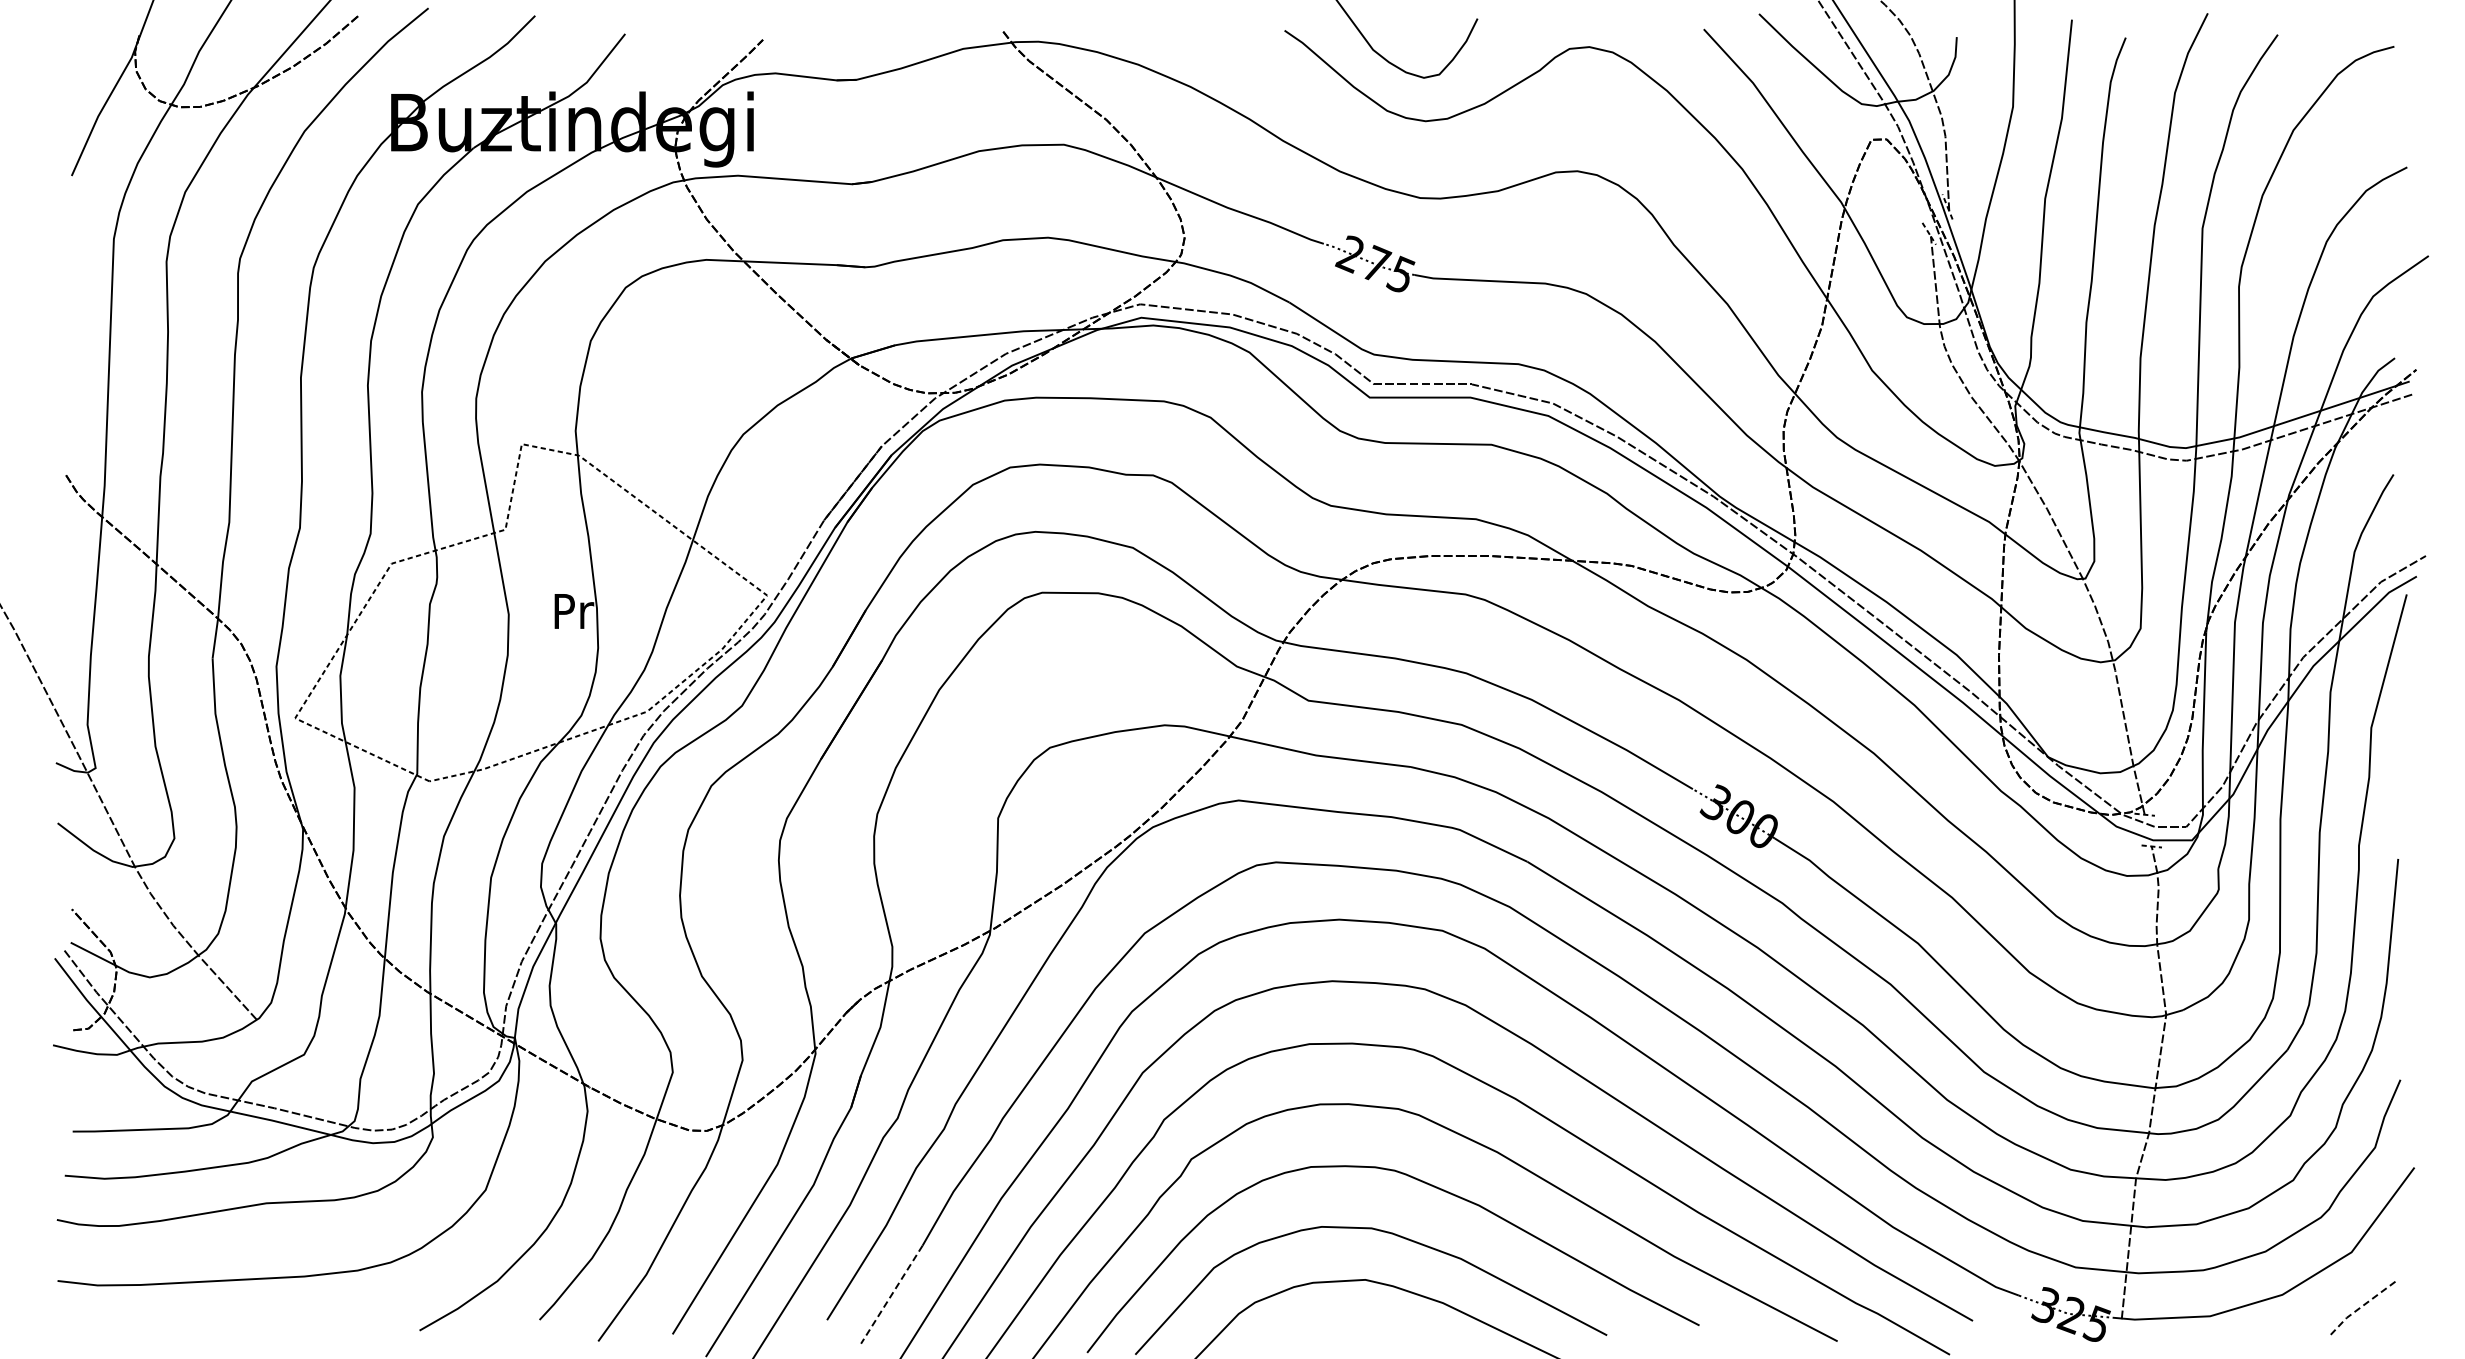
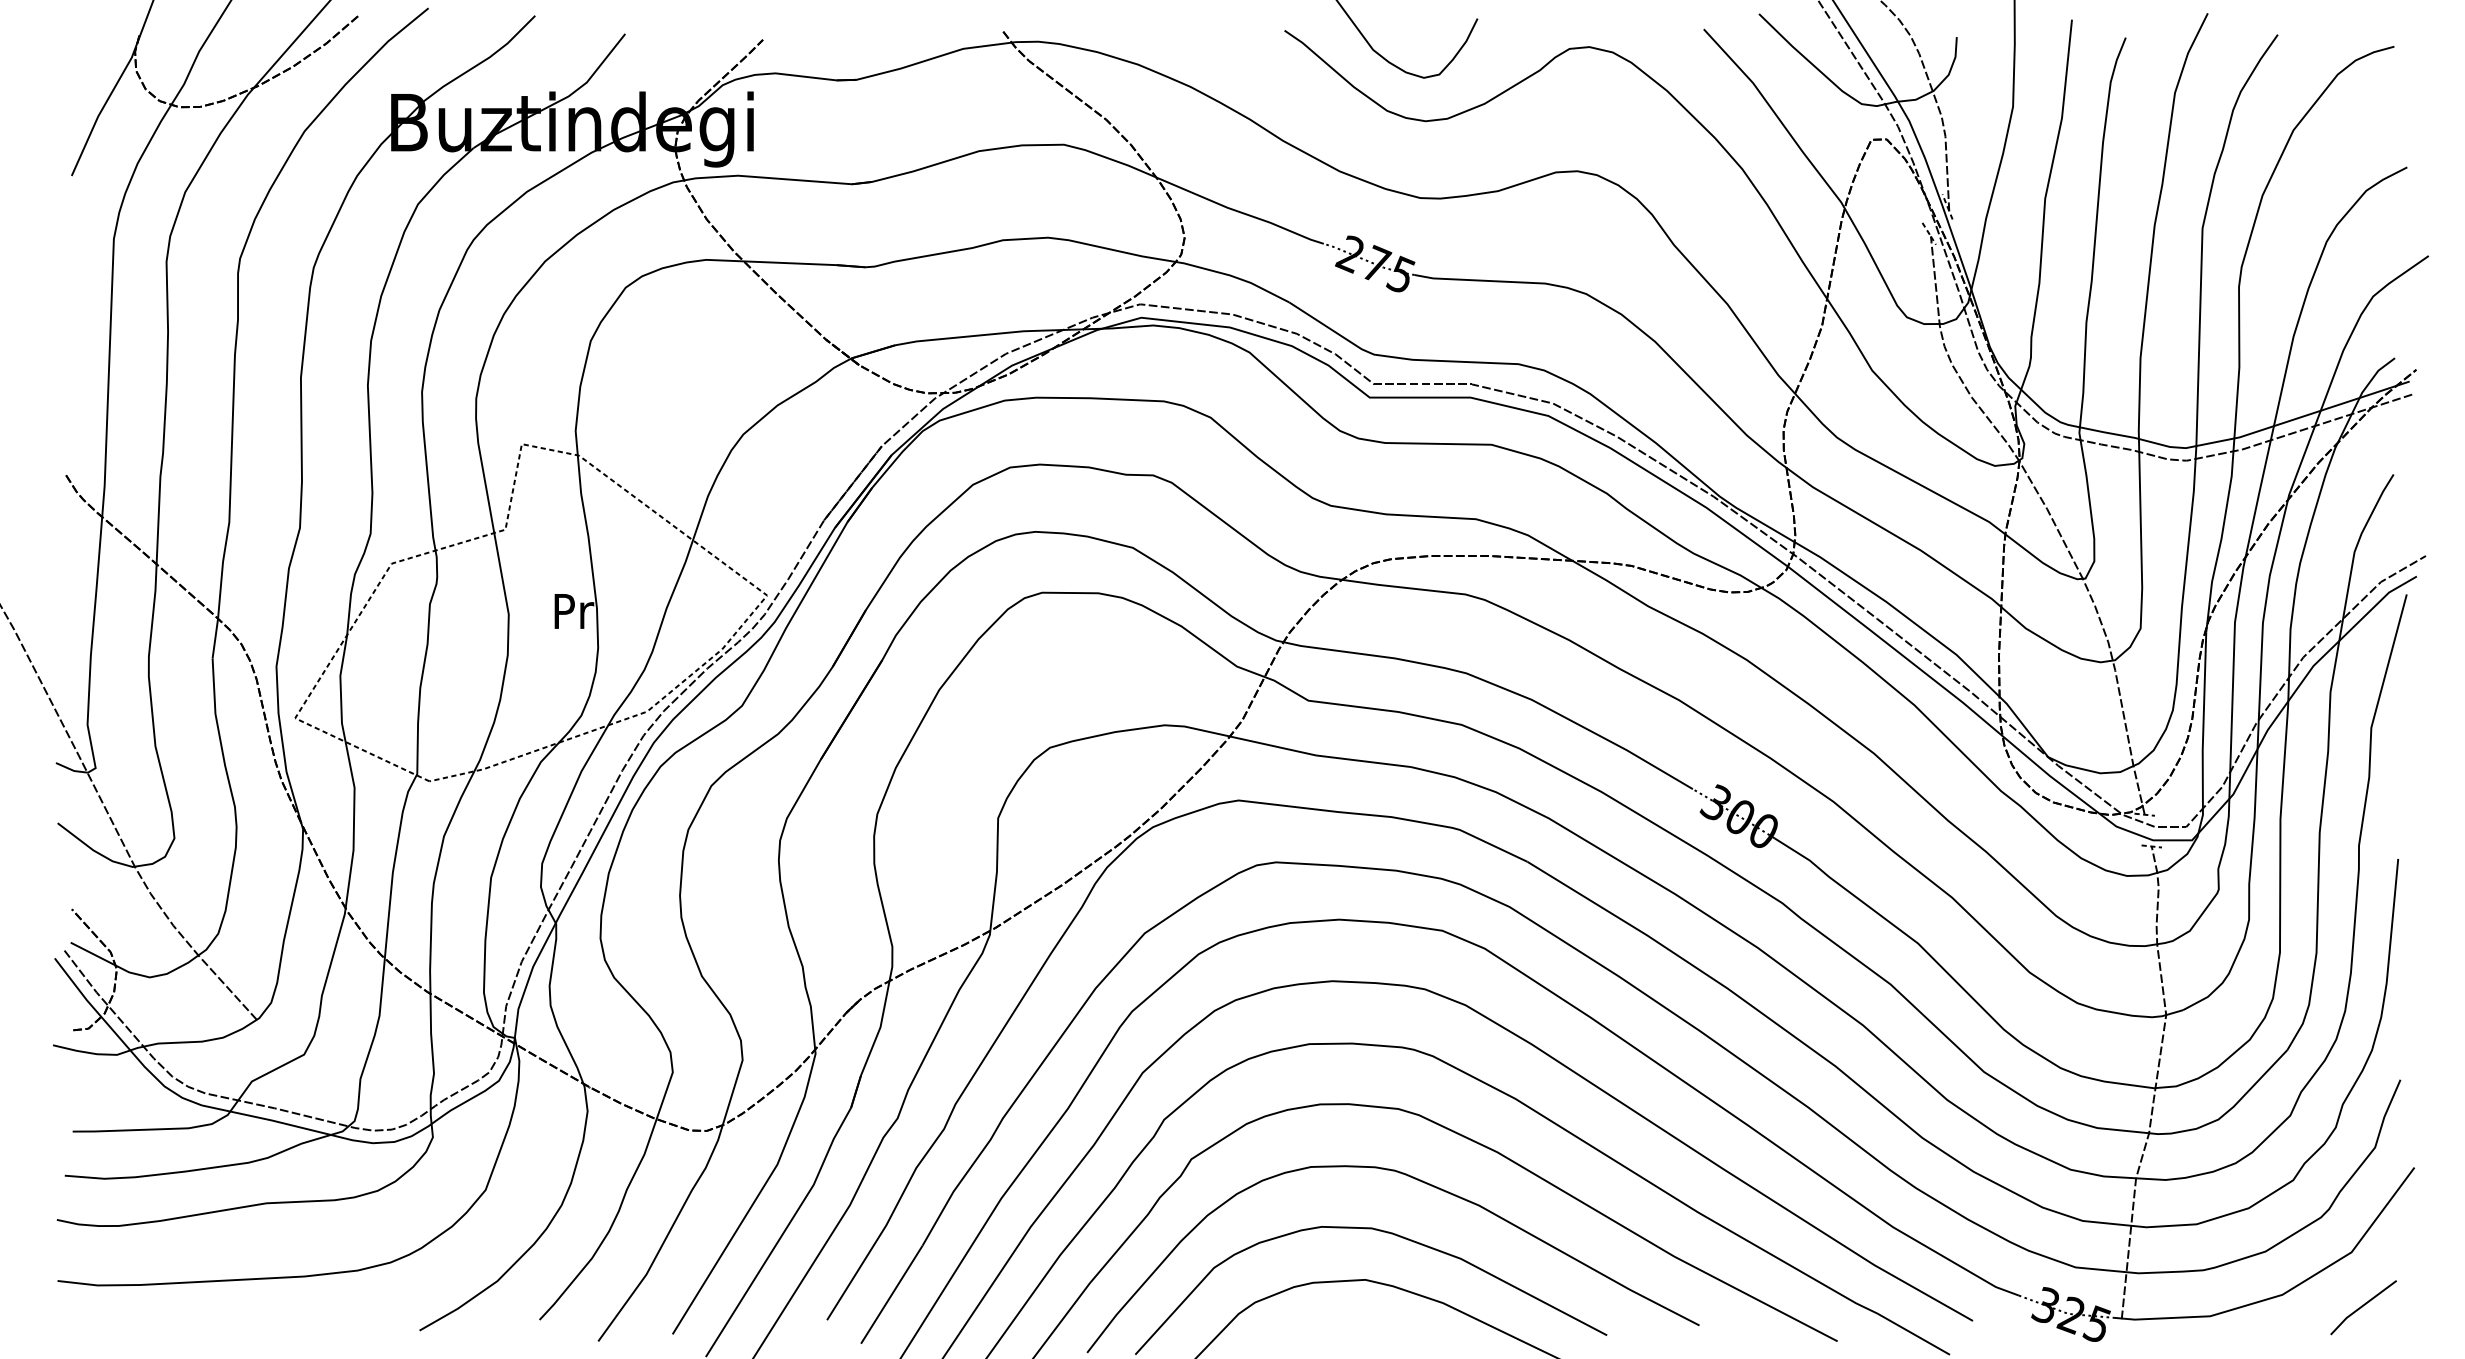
line: dashed -> solid (891, 1294)
line: dashed -> solid (2361, 1306)
